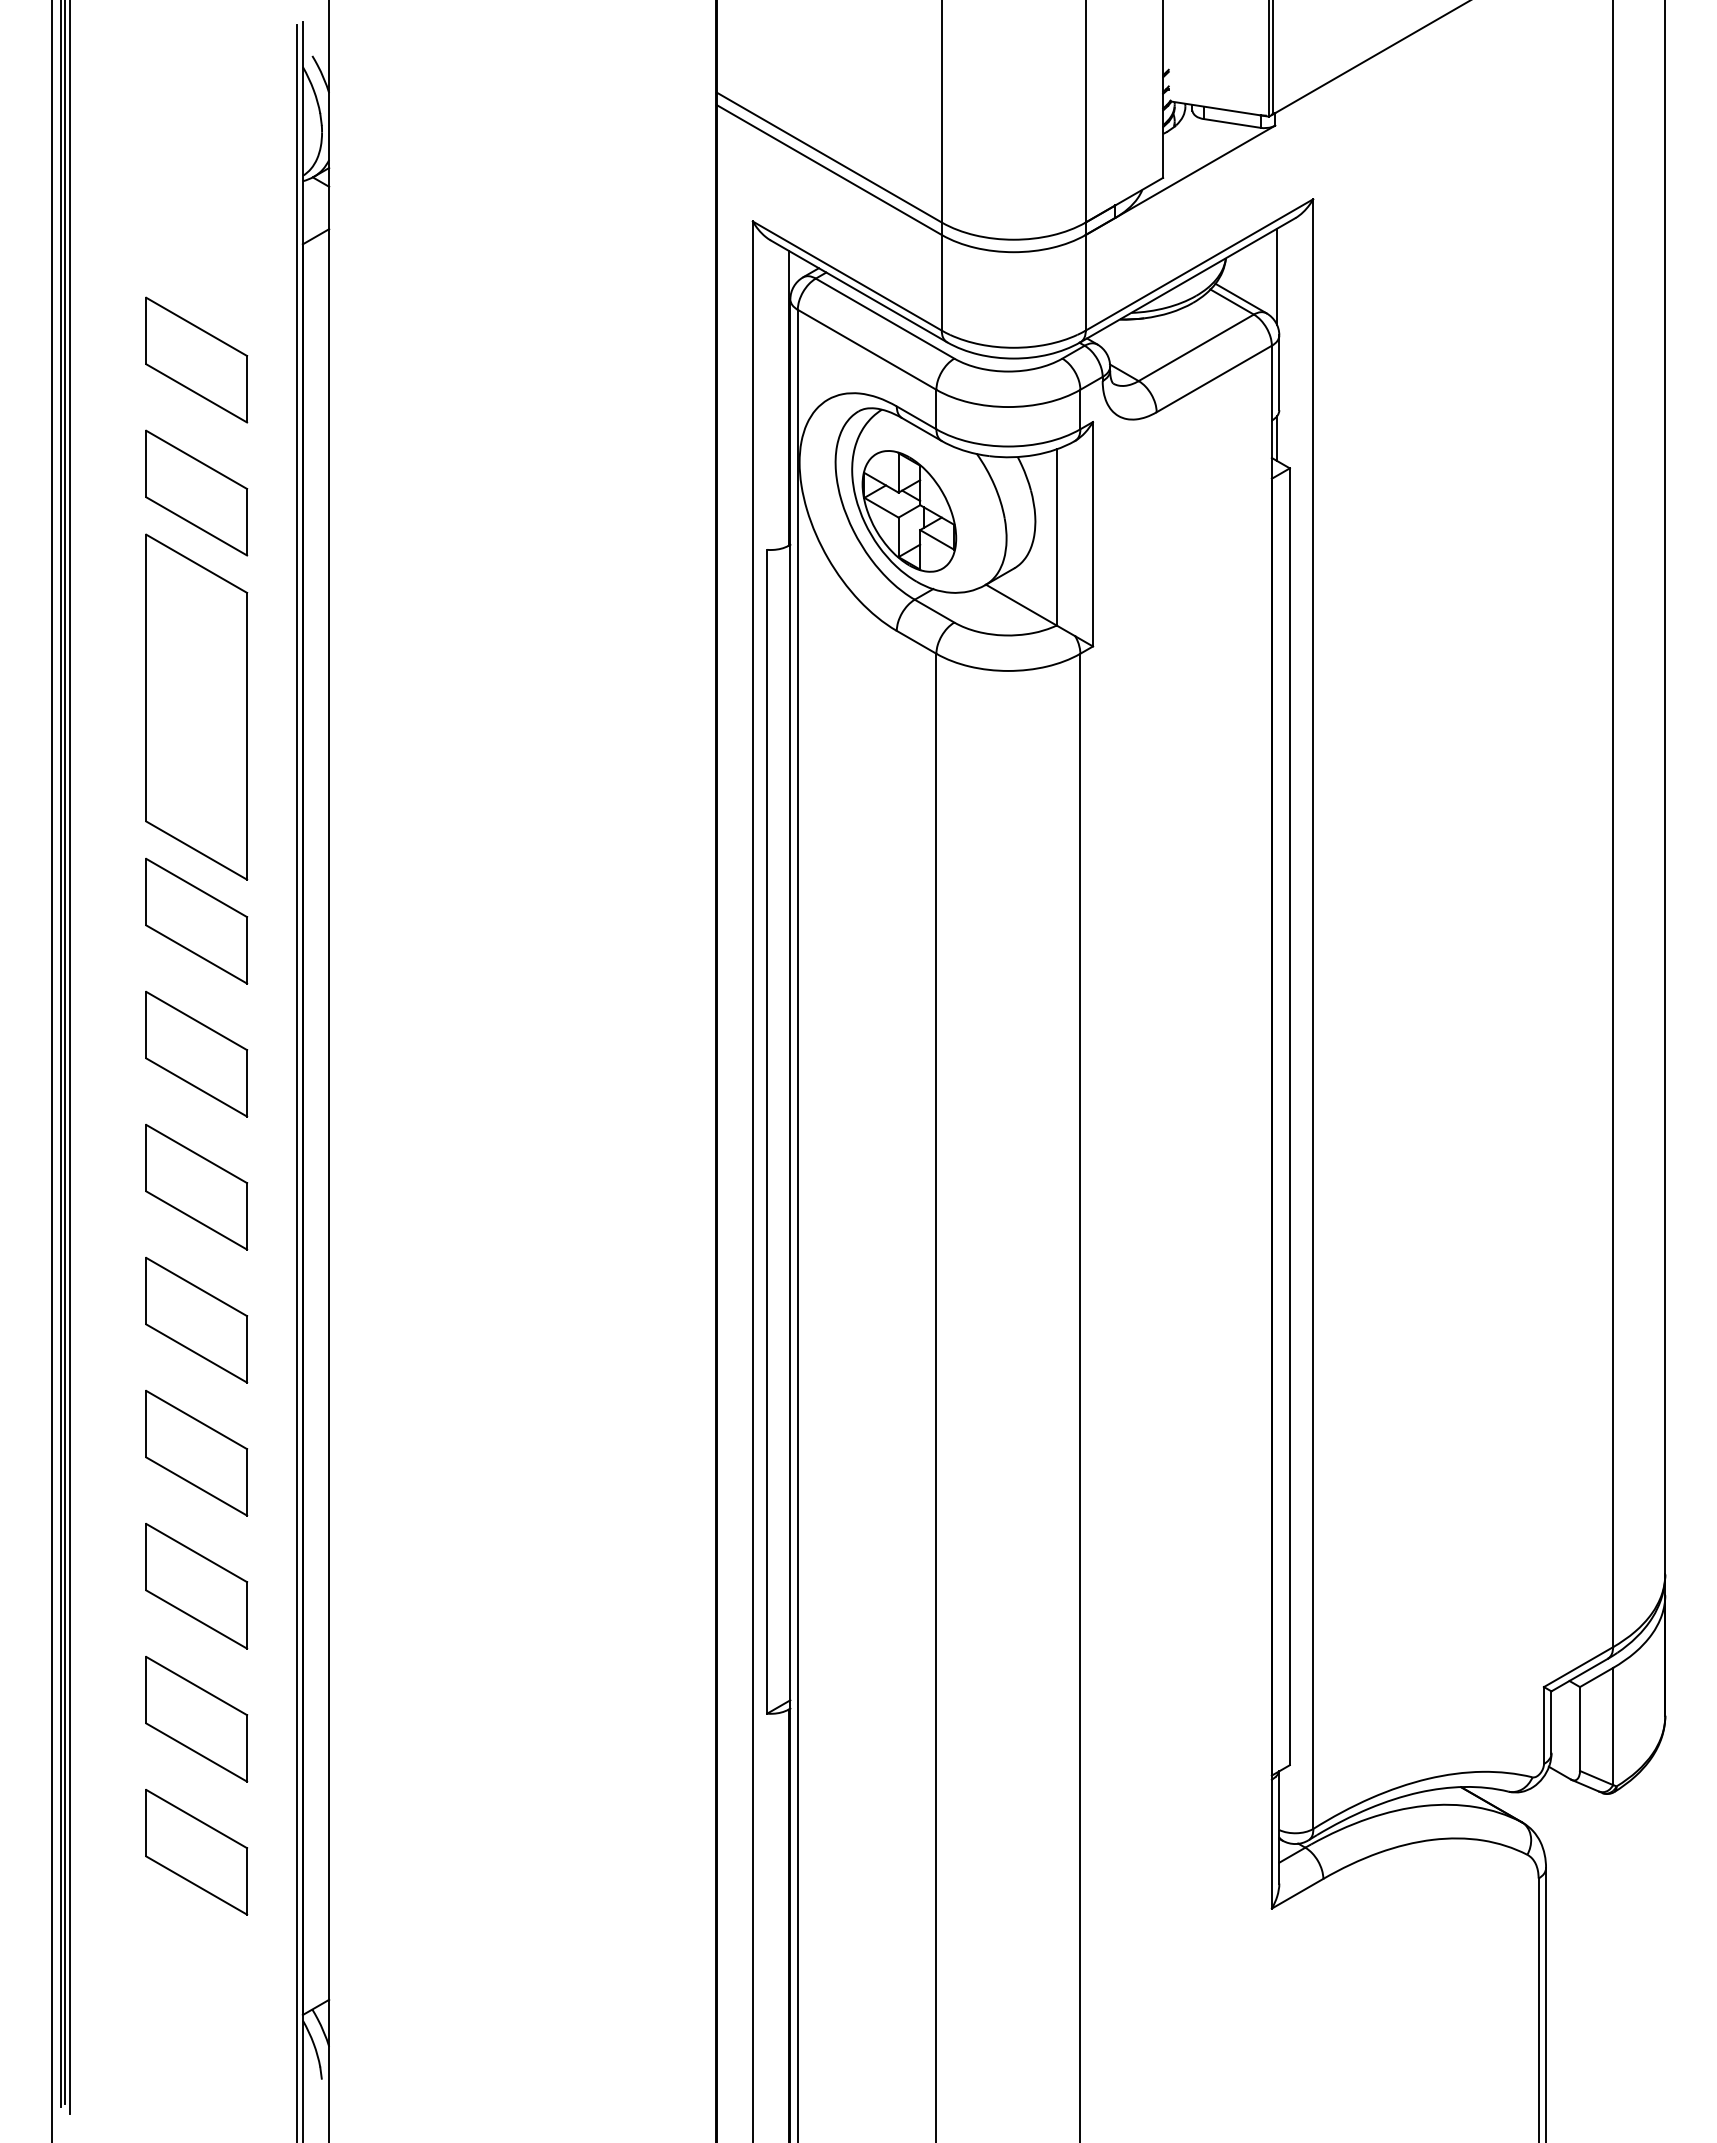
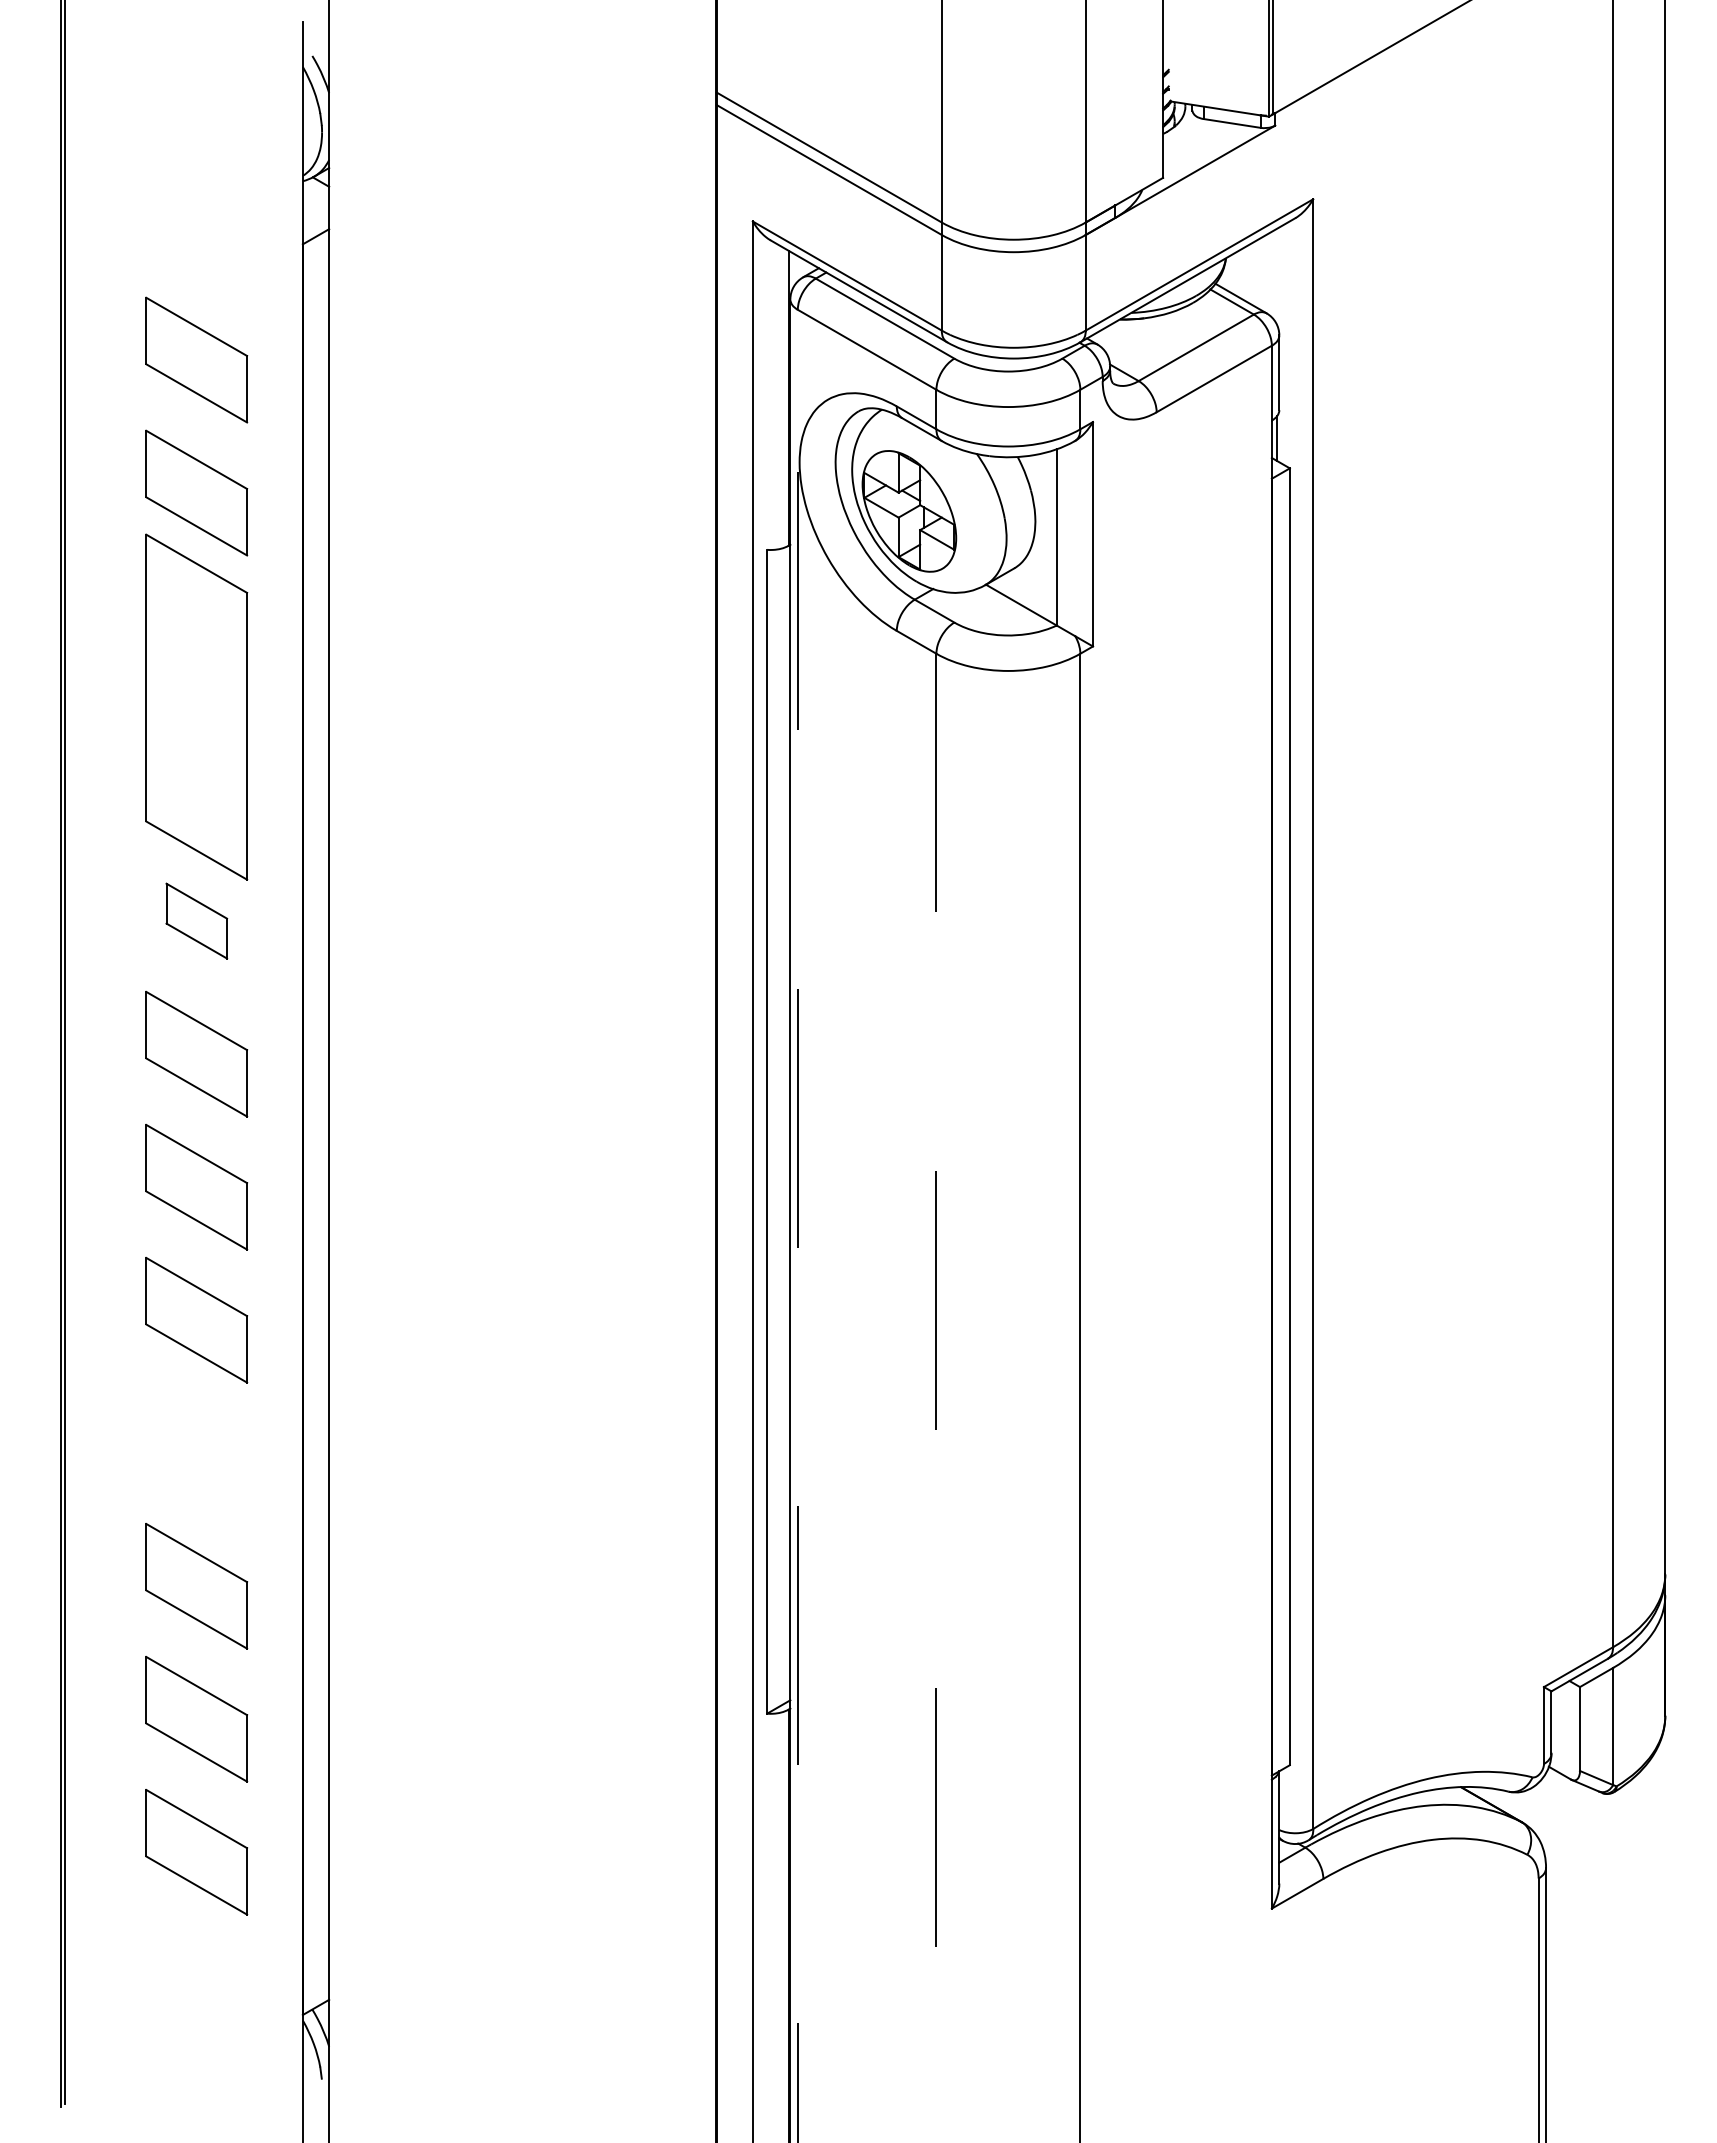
line: present -> none (1277, 276)
part size: 104x128 px -> 64x78 px (196, 920)
line: present -> none (70, 1057)
line: present -> none (51, 1070)
line: present -> none (297, 1082)
line: solid -> dashed (797, 1225)
line: solid -> dashed (936, 1398)
part: present -> none (196, 1453)
